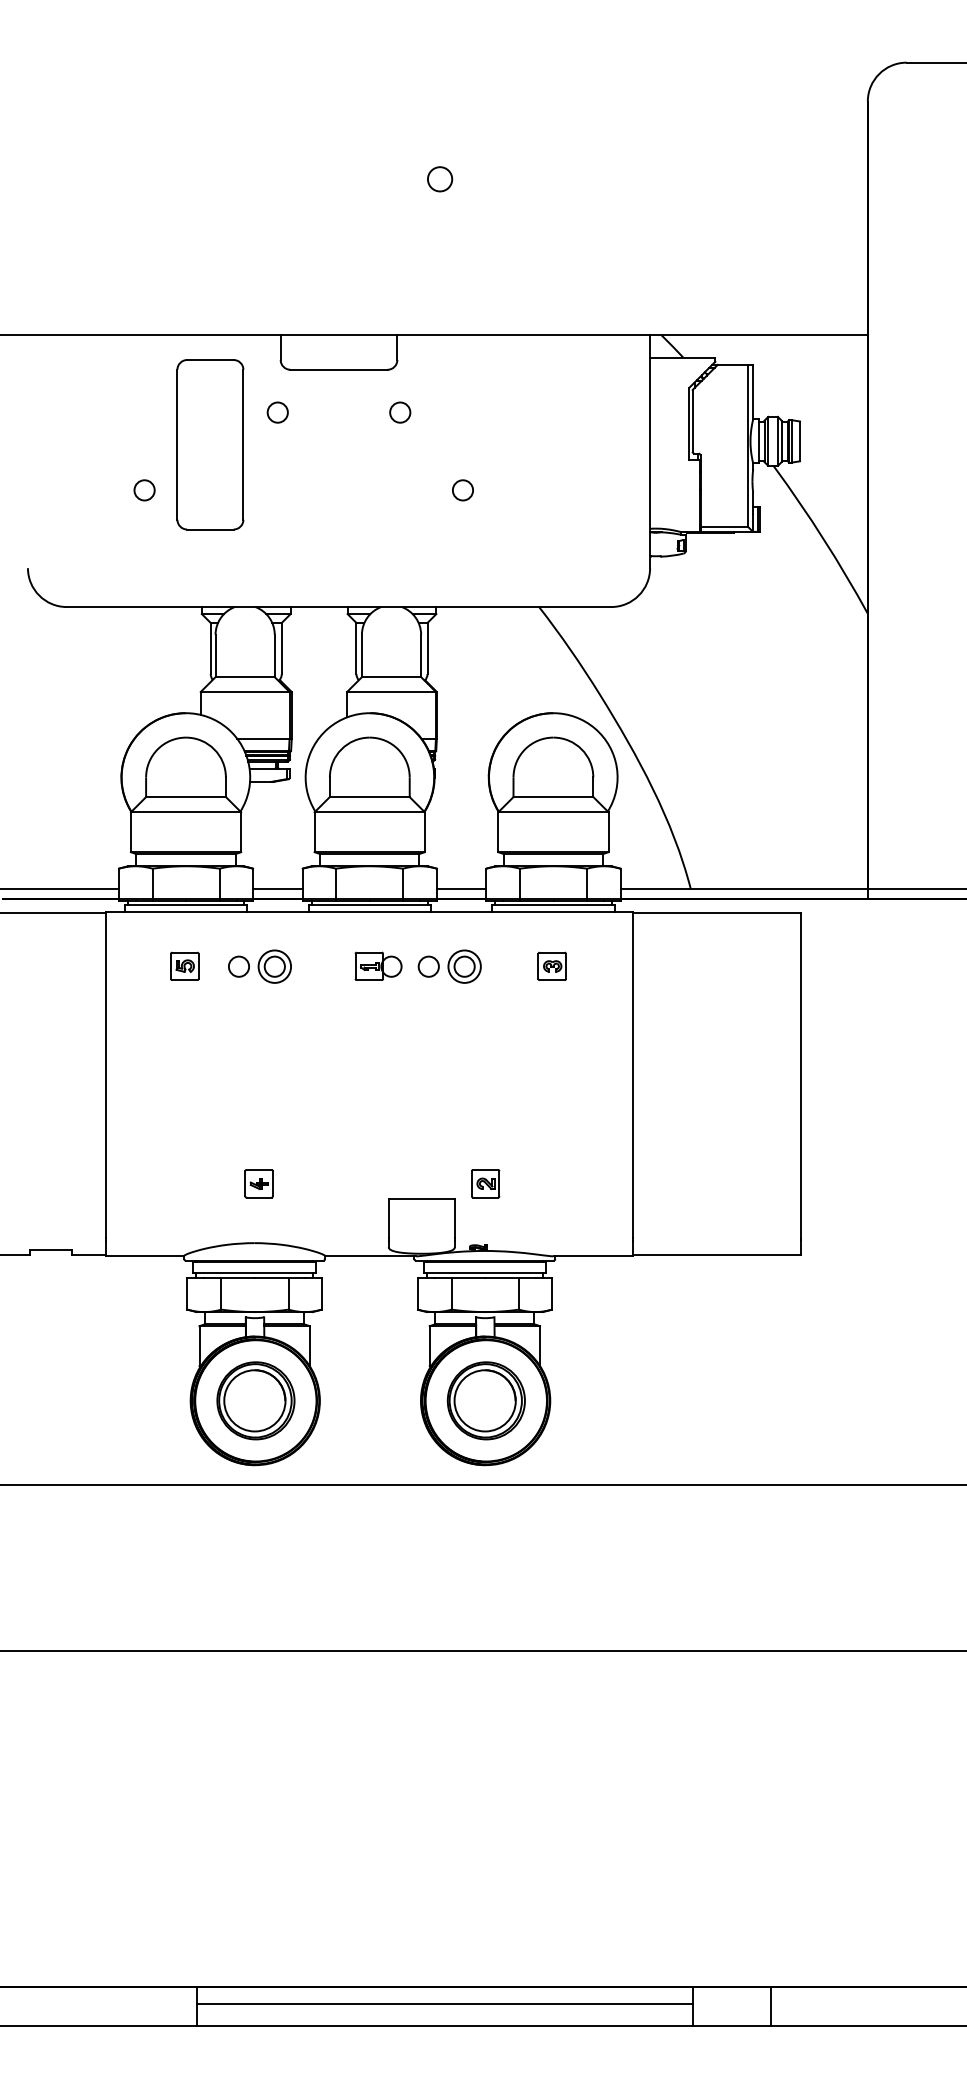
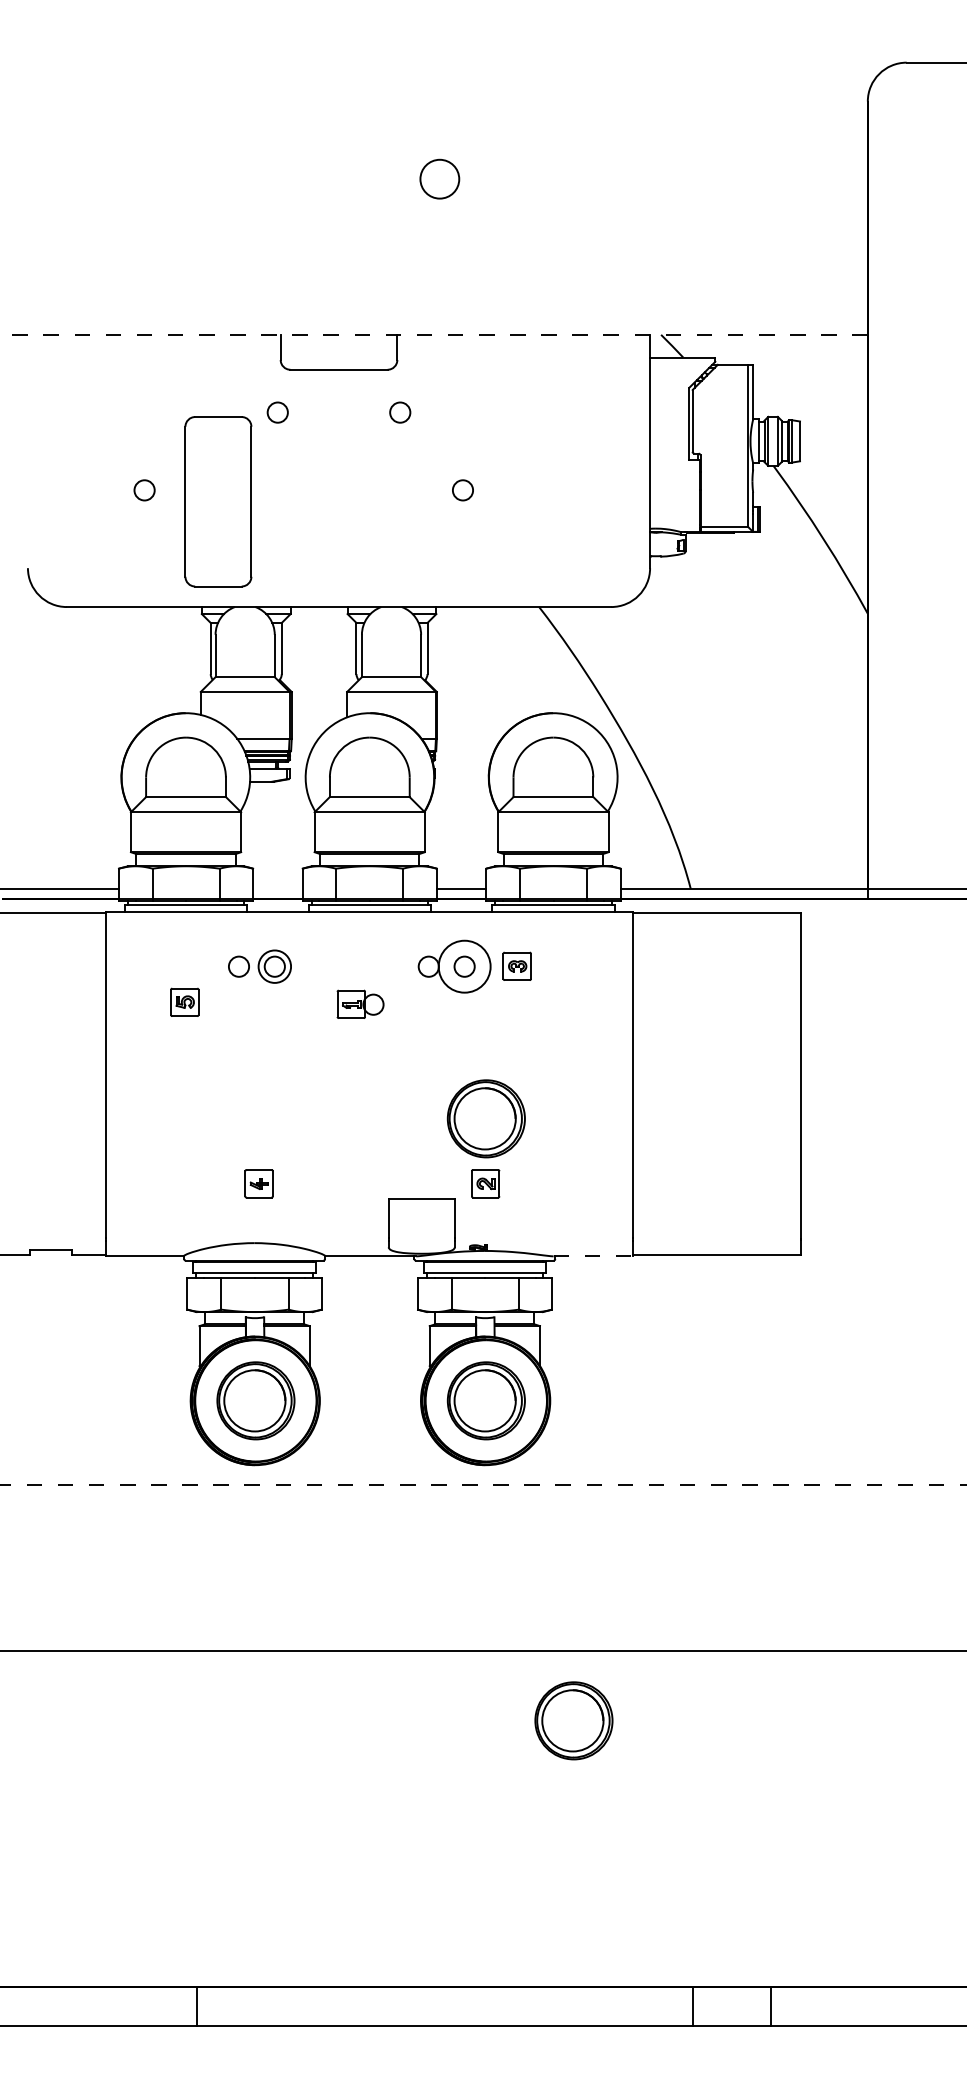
circle size: 27x27 px -> 42x42 px (439, 178)
line: solid -> dashed (433, 334)
part position: (210, 444) -> (218, 501) (218, 501)
line: present -> none (277, 888)
part position: (184, 965) -> (184, 1001) (184, 1001)
part position: (378, 965) -> (360, 1003) (360, 1003)
part position: (551, 965) -> (516, 965) (516, 965)
circle diameter: 32 px -> 52 px (464, 966)
part: none -> present (485, 1118)
line: solid -> dashed (593, 1256)
line: solid -> dashed (483, 1485)
part: none -> present (573, 1720)
line: present -> none (444, 2003)
